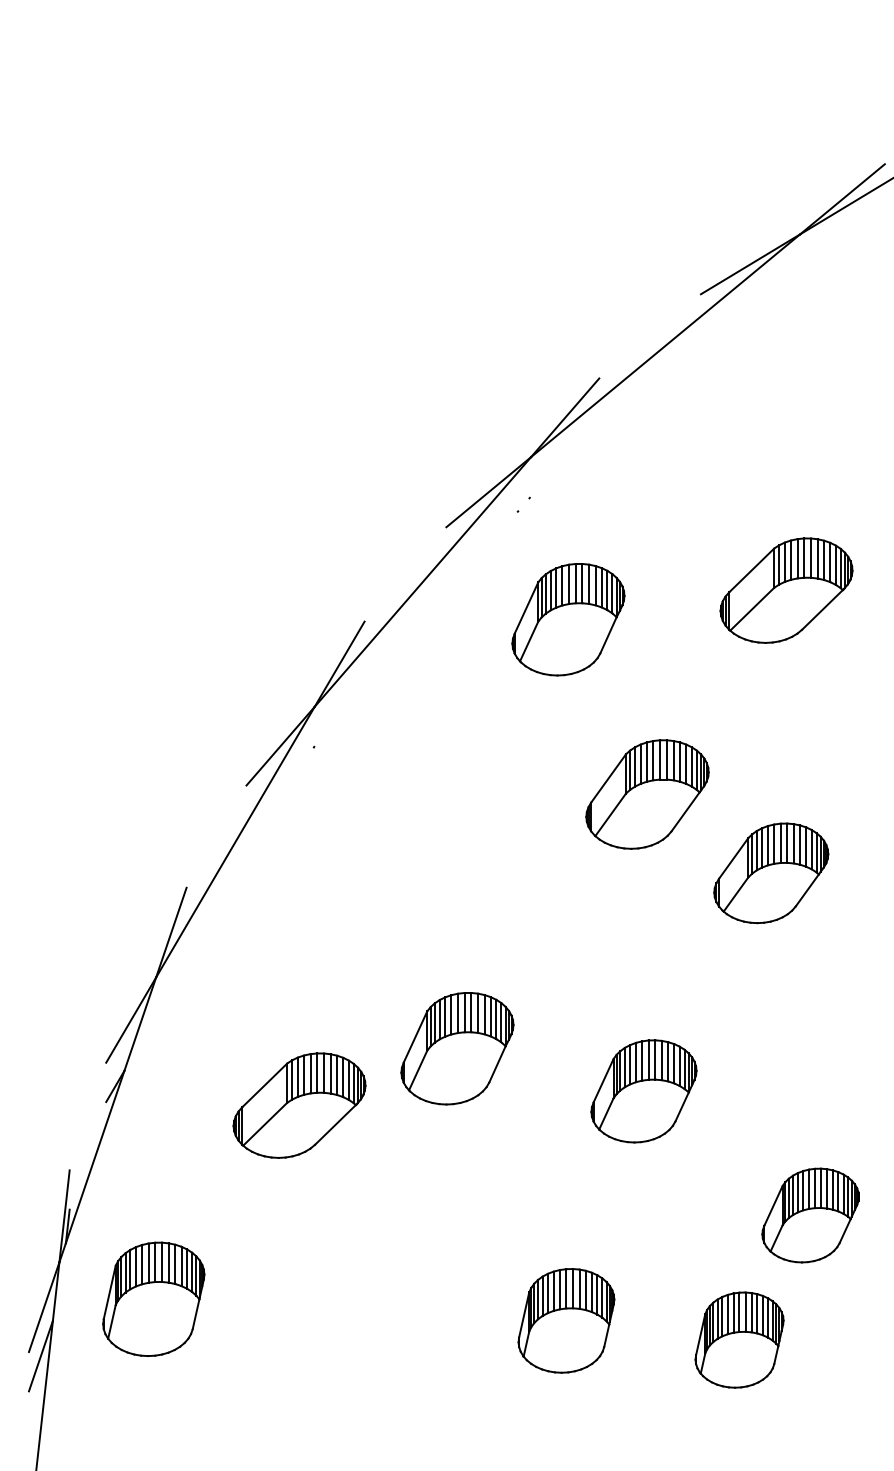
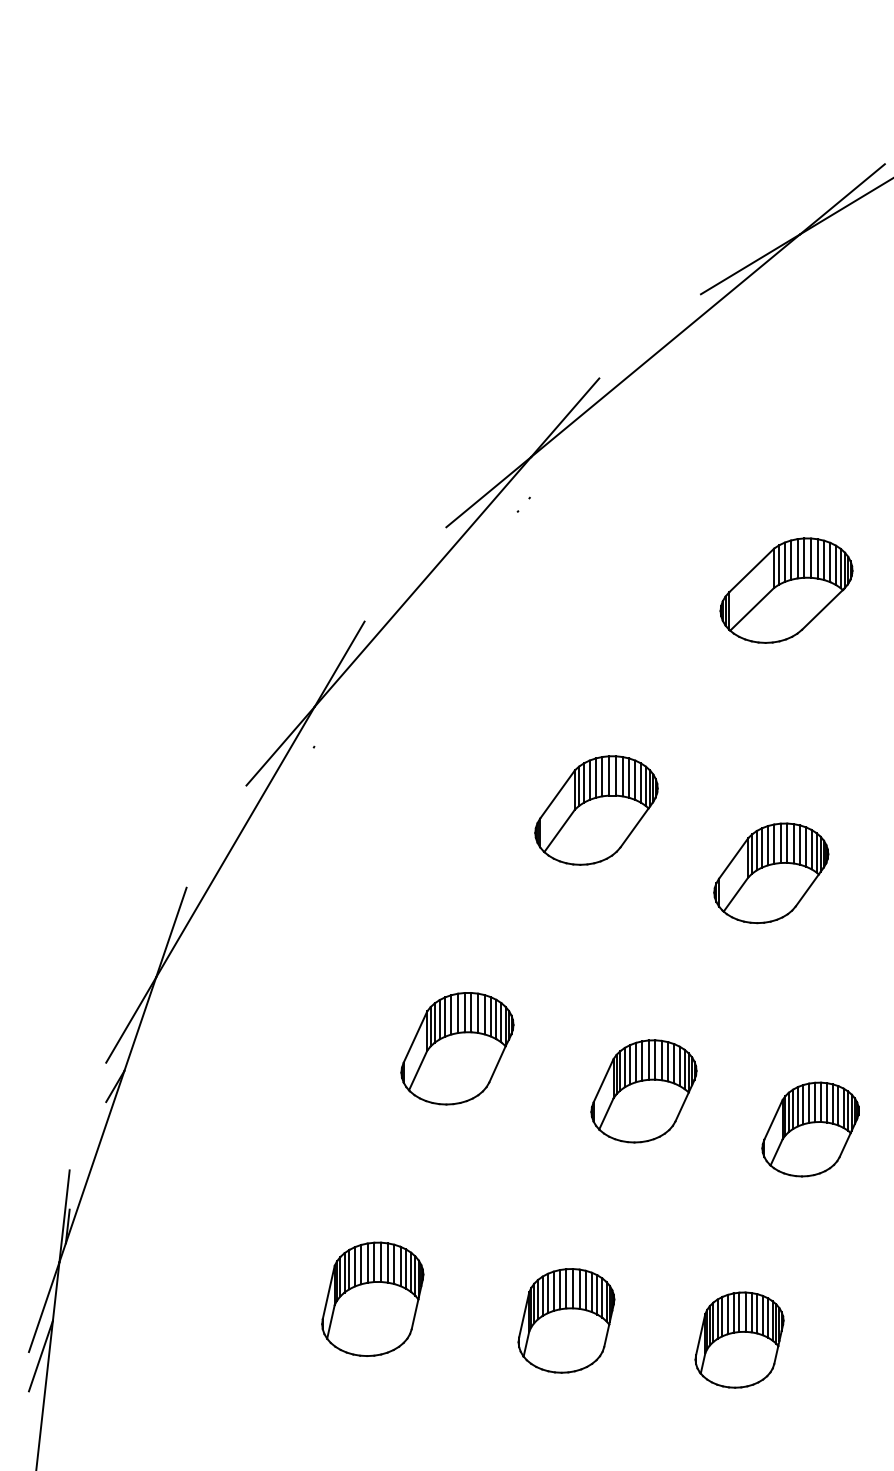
part: present -> none (568, 619)
part position: (647, 794) -> (596, 810) (596, 810)
part: present -> none (299, 1105)
part position: (810, 1215) -> (810, 1129) (810, 1129)
part position: (153, 1298) -> (372, 1298) (372, 1298)
